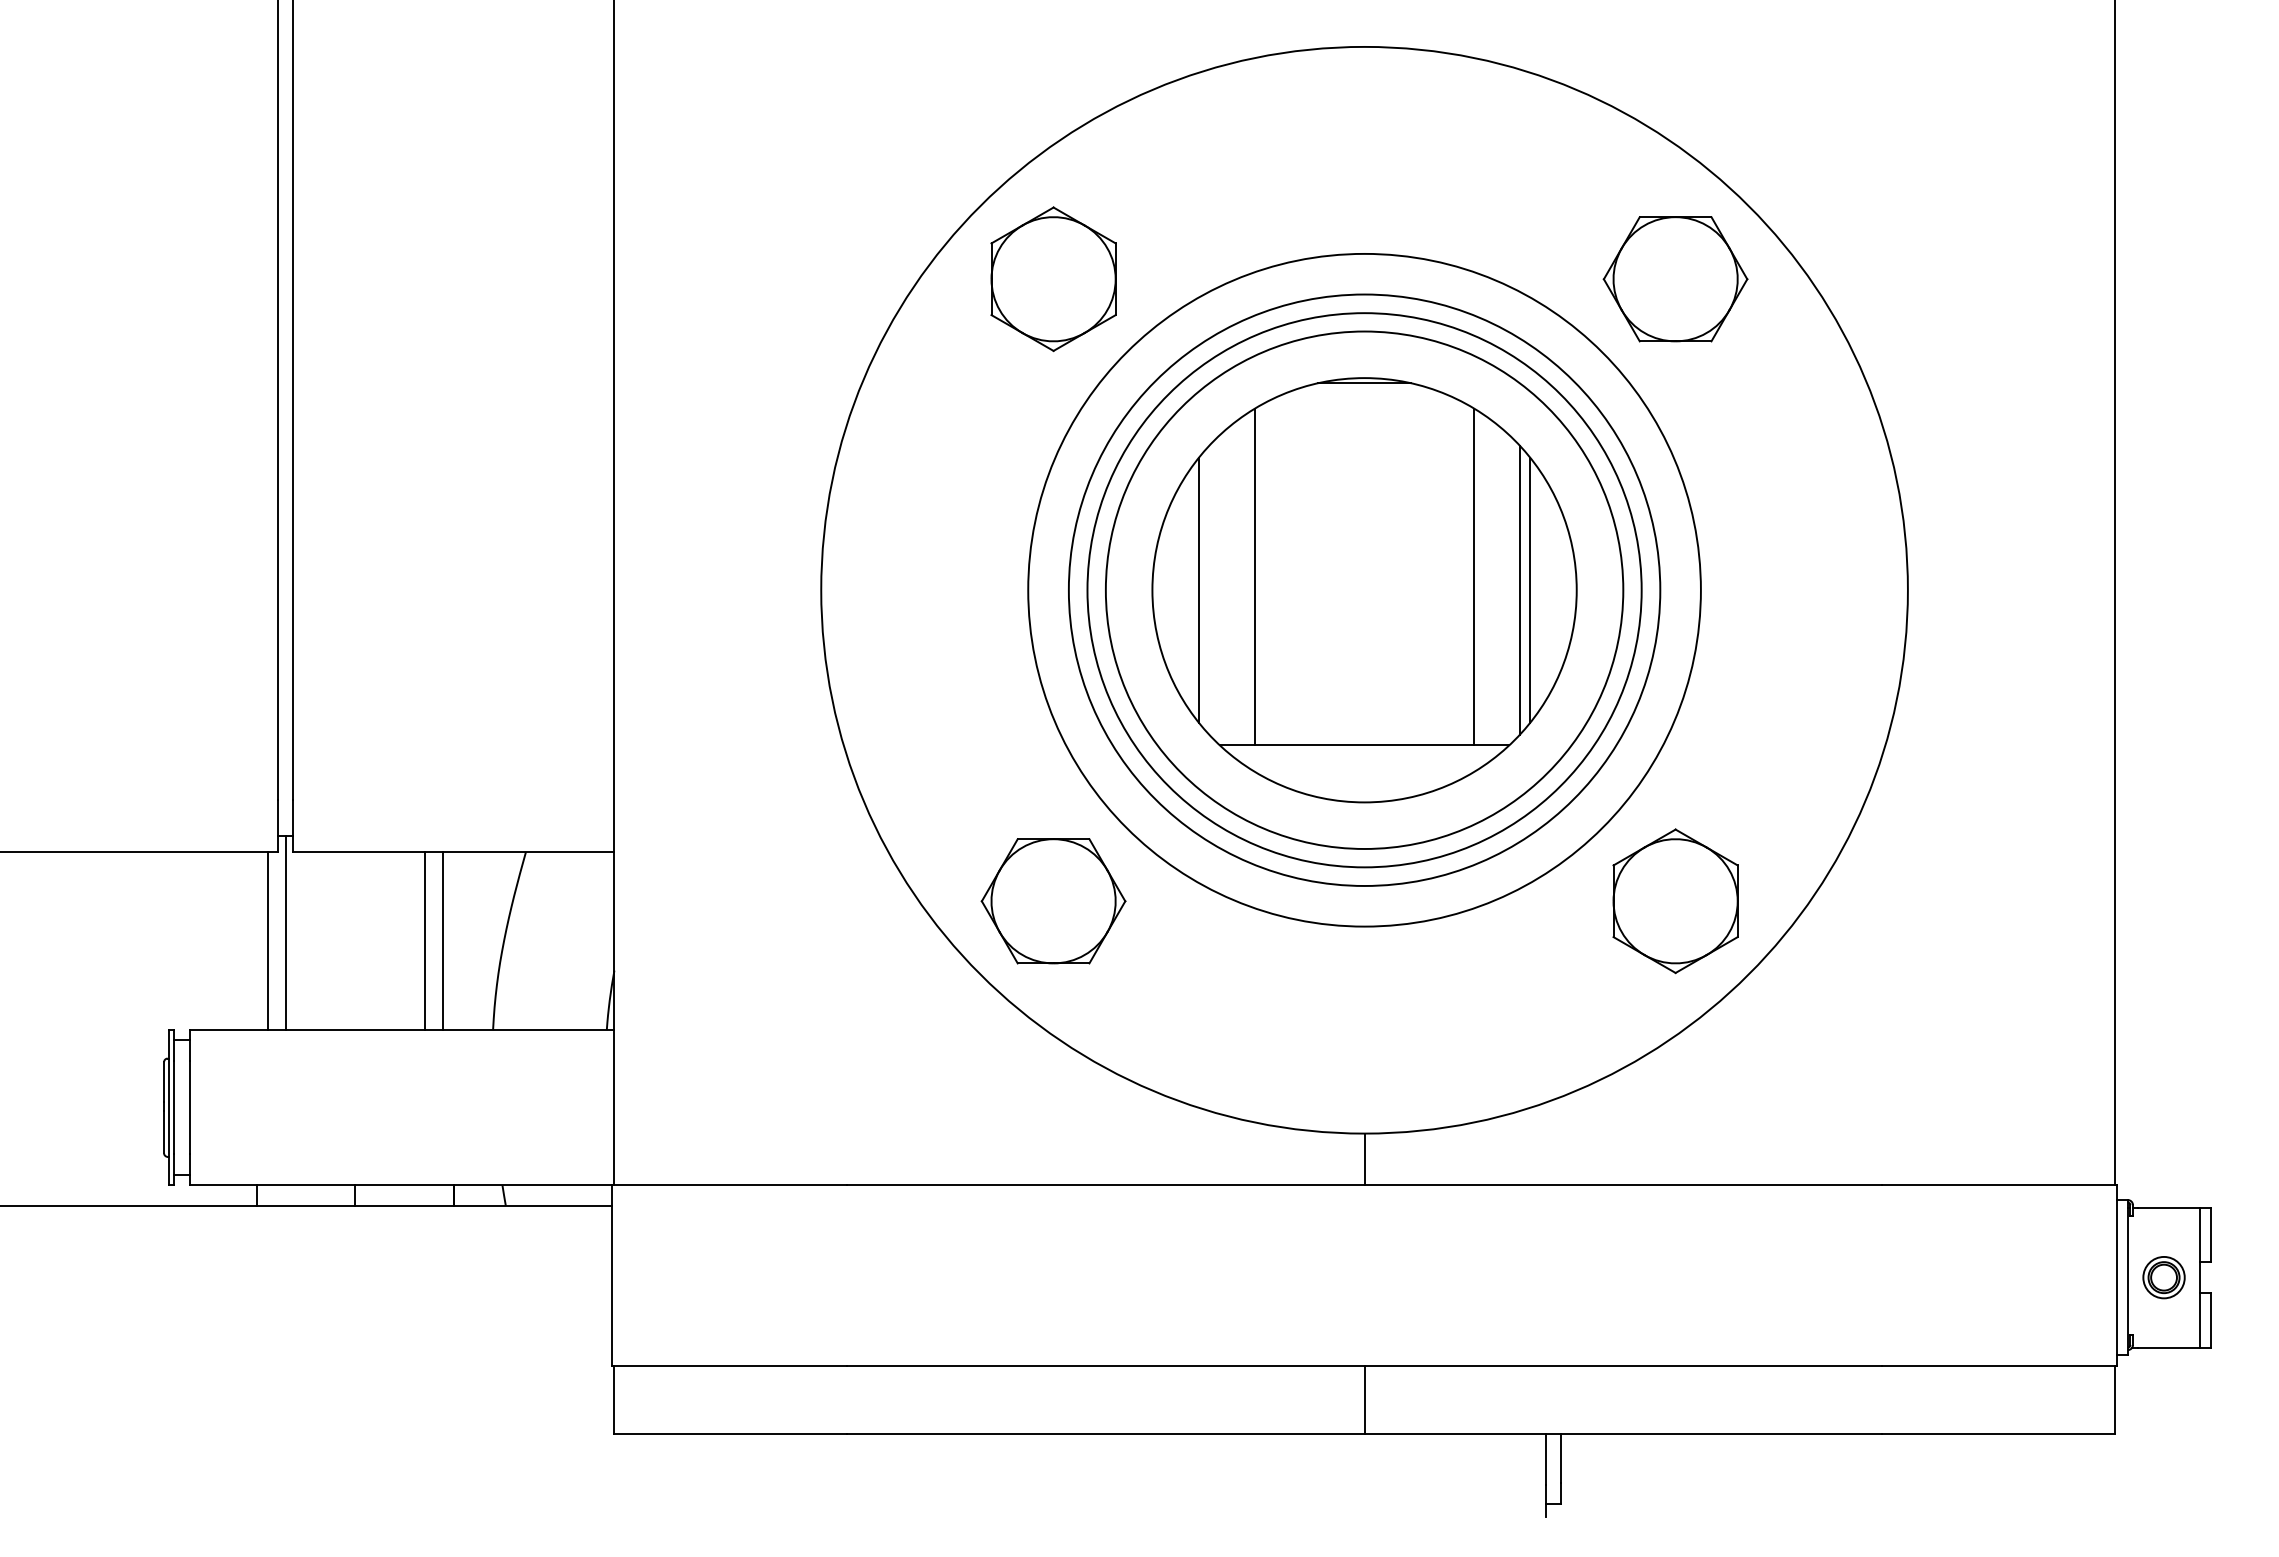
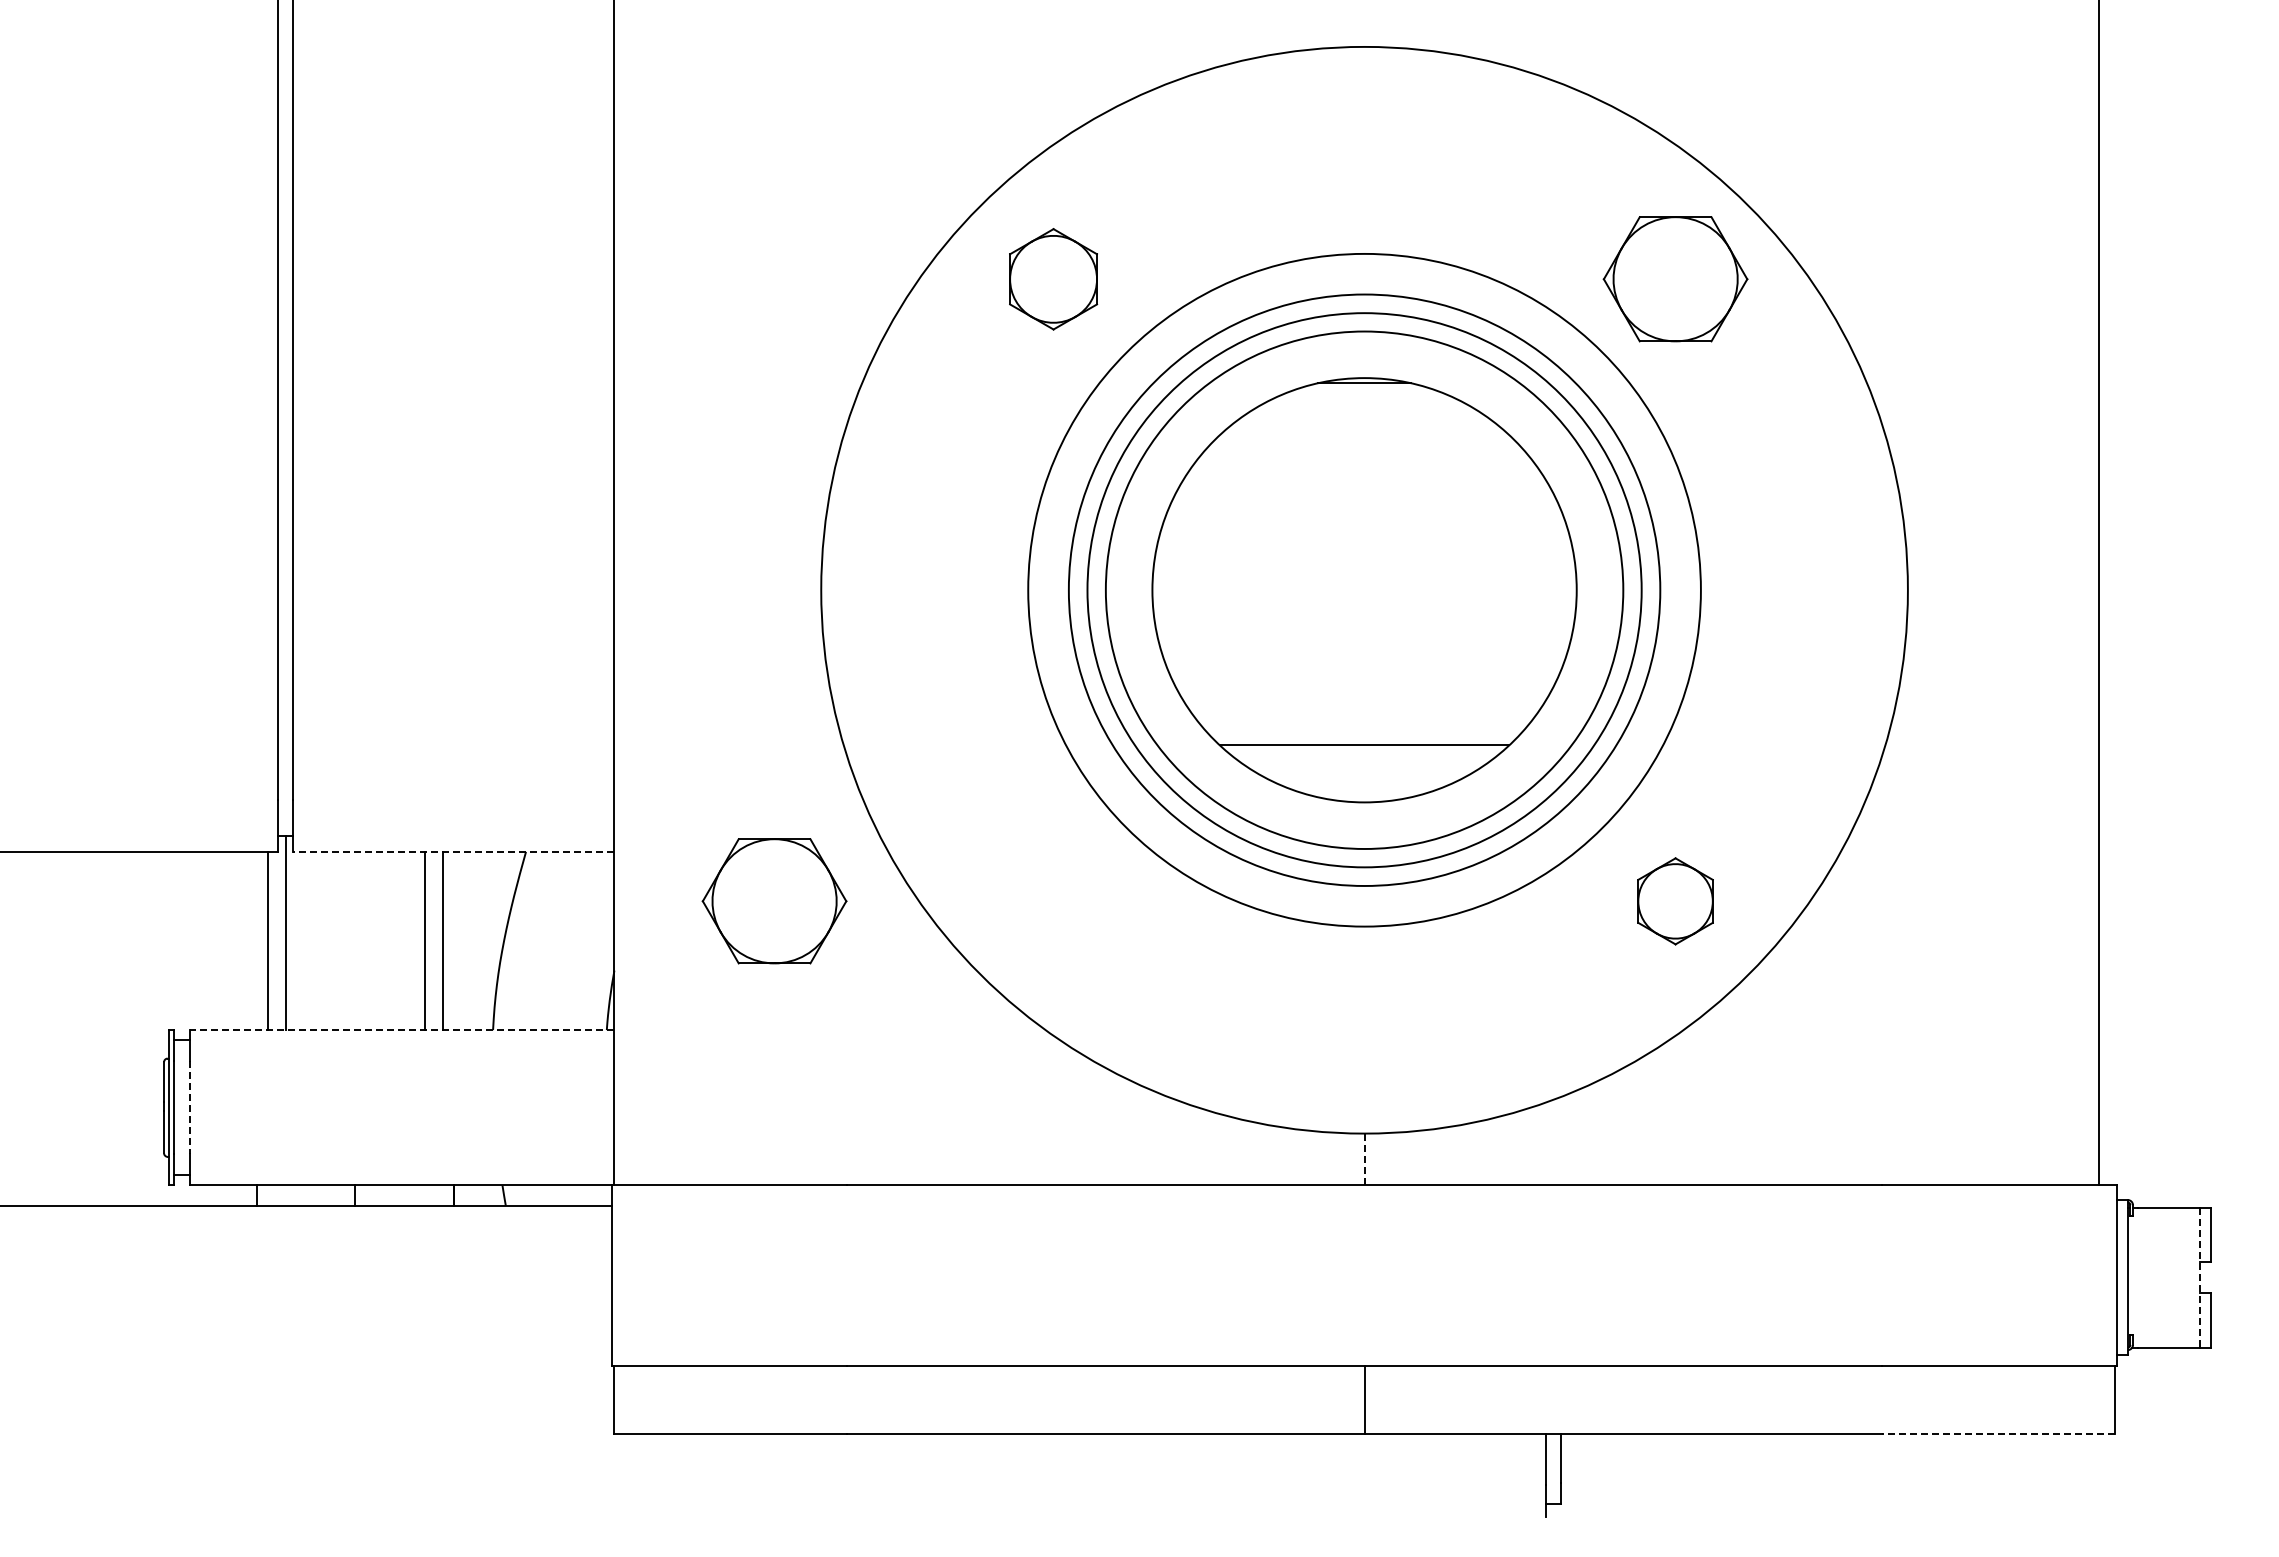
part size: 127x147 px -> 90x103 px (1053, 279)
line: present -> none (1254, 576)
line: present -> none (1474, 576)
line: present -> none (1198, 589)
line: present -> none (1519, 589)
line: present -> none (1530, 589)
line position: (2114, 593) -> (2098, 593) (2098, 593)
line: solid -> dashed (453, 851)
part position: (1053, 901) -> (774, 901) (774, 901)
part size: 127x147 px -> 77x89 px (1675, 901)
line: solid -> dashed (401, 1030)
line: solid -> dashed (189, 1107)
line: solid -> dashed (1364, 1159)
part: present -> none (2163, 1277)
line: solid -> dashed (2200, 1277)
line: solid -> dashed (1997, 1433)
